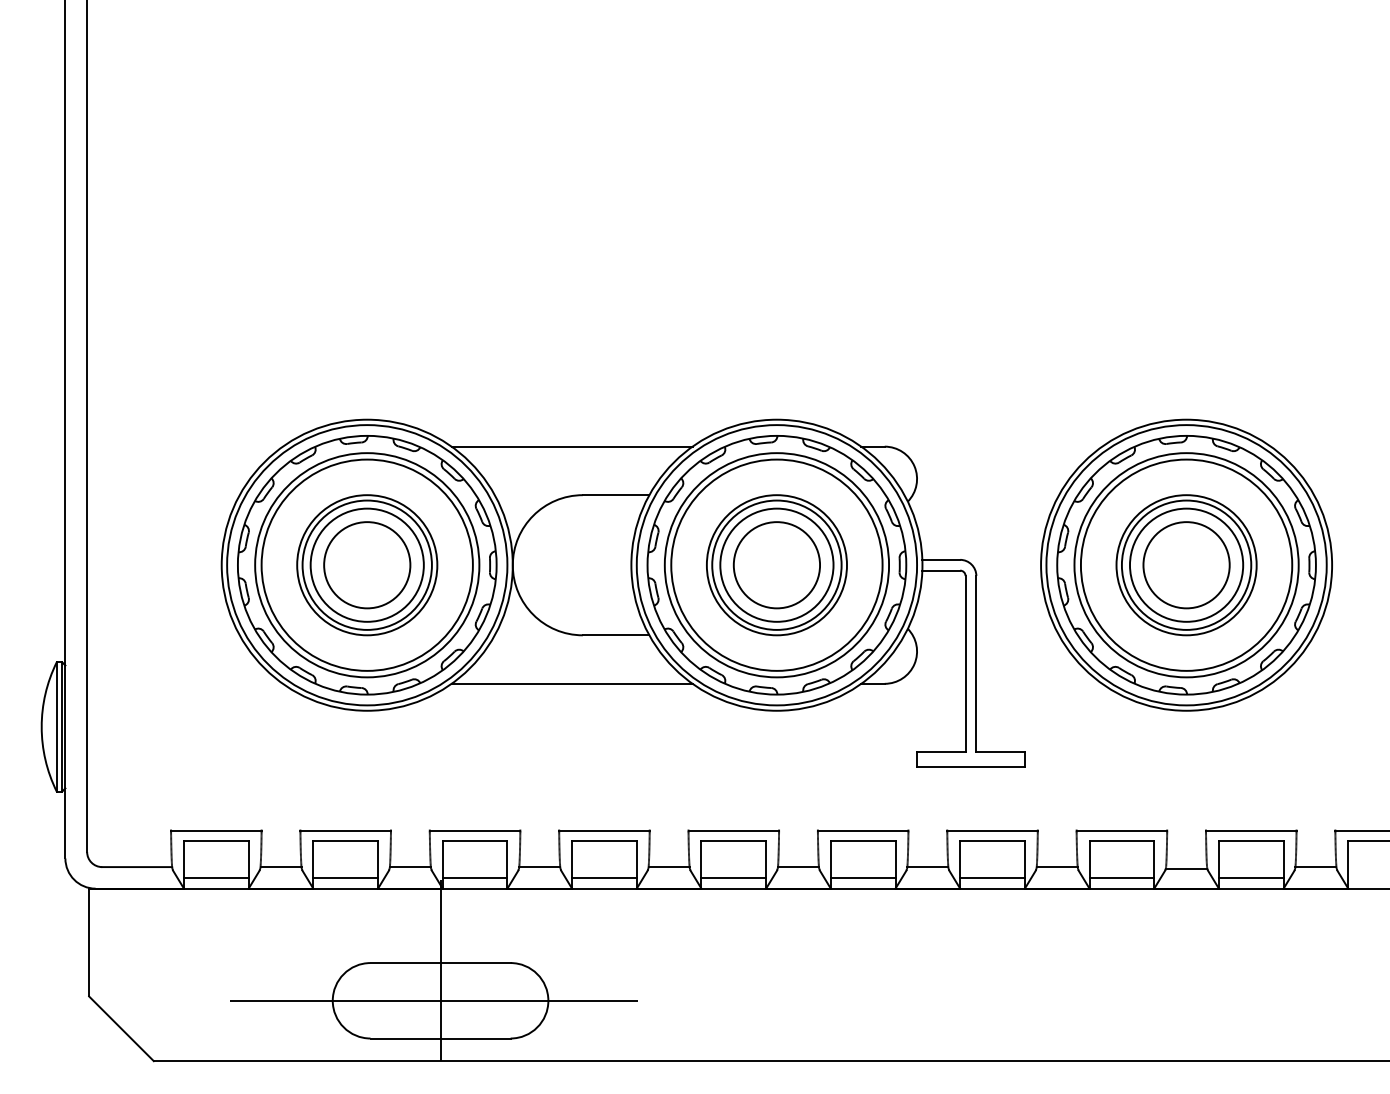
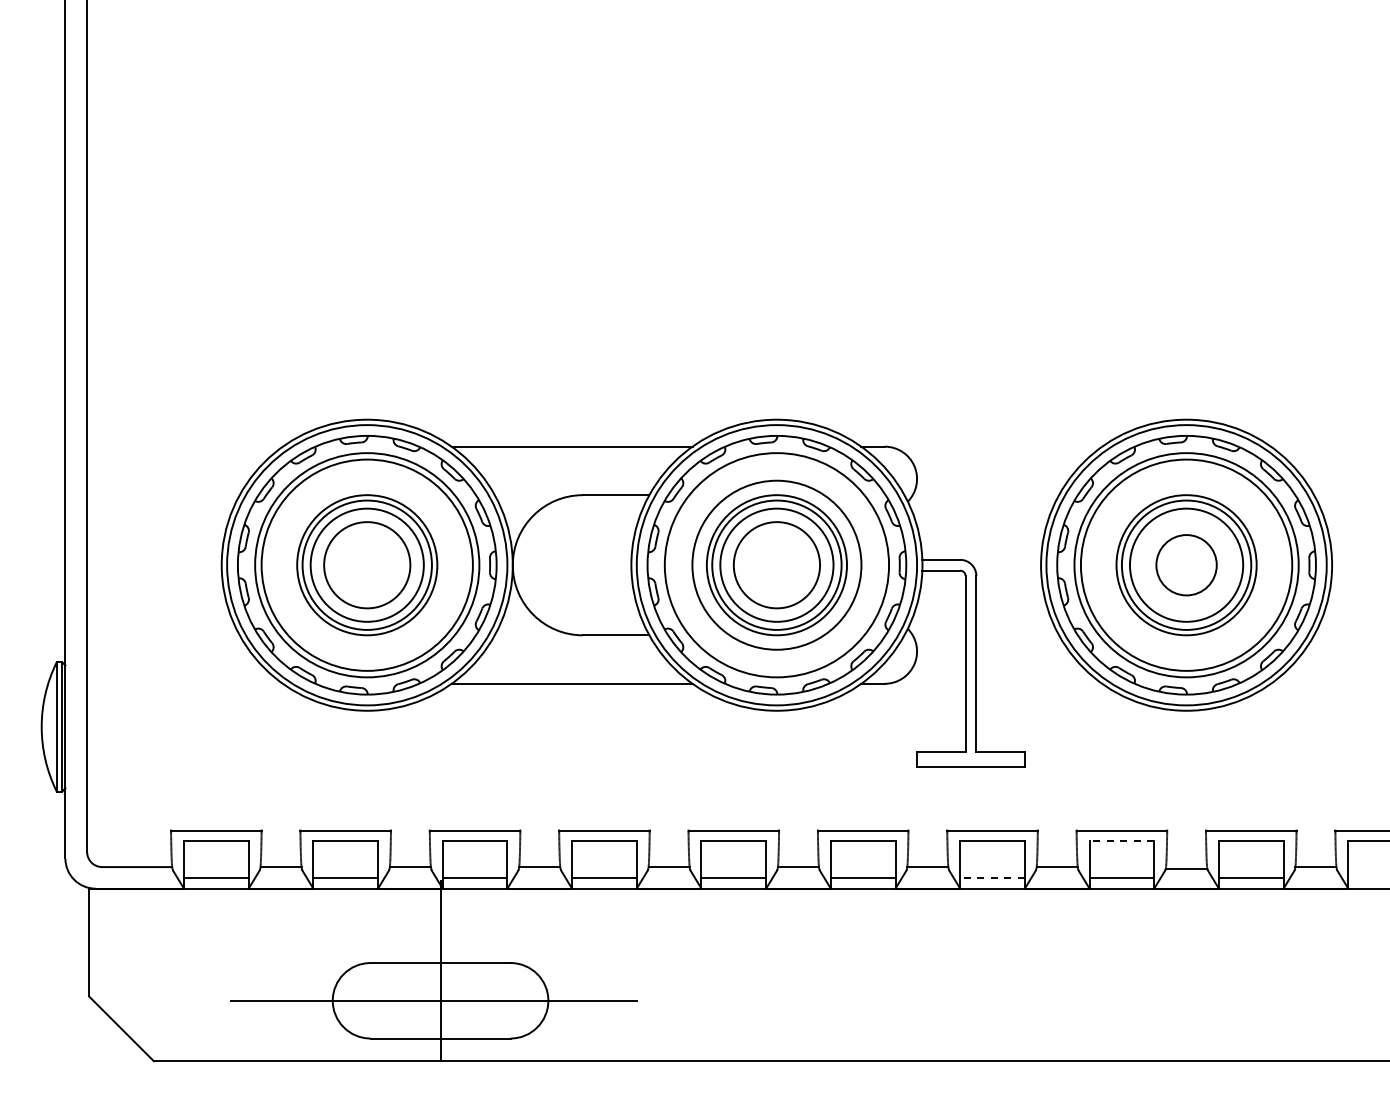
circle diameter: 211 px -> 169 px (776, 564)
circle diameter: 86 px -> 60 px (1186, 565)
line: solid -> dashed (1121, 841)
line: solid -> dashed (992, 877)
